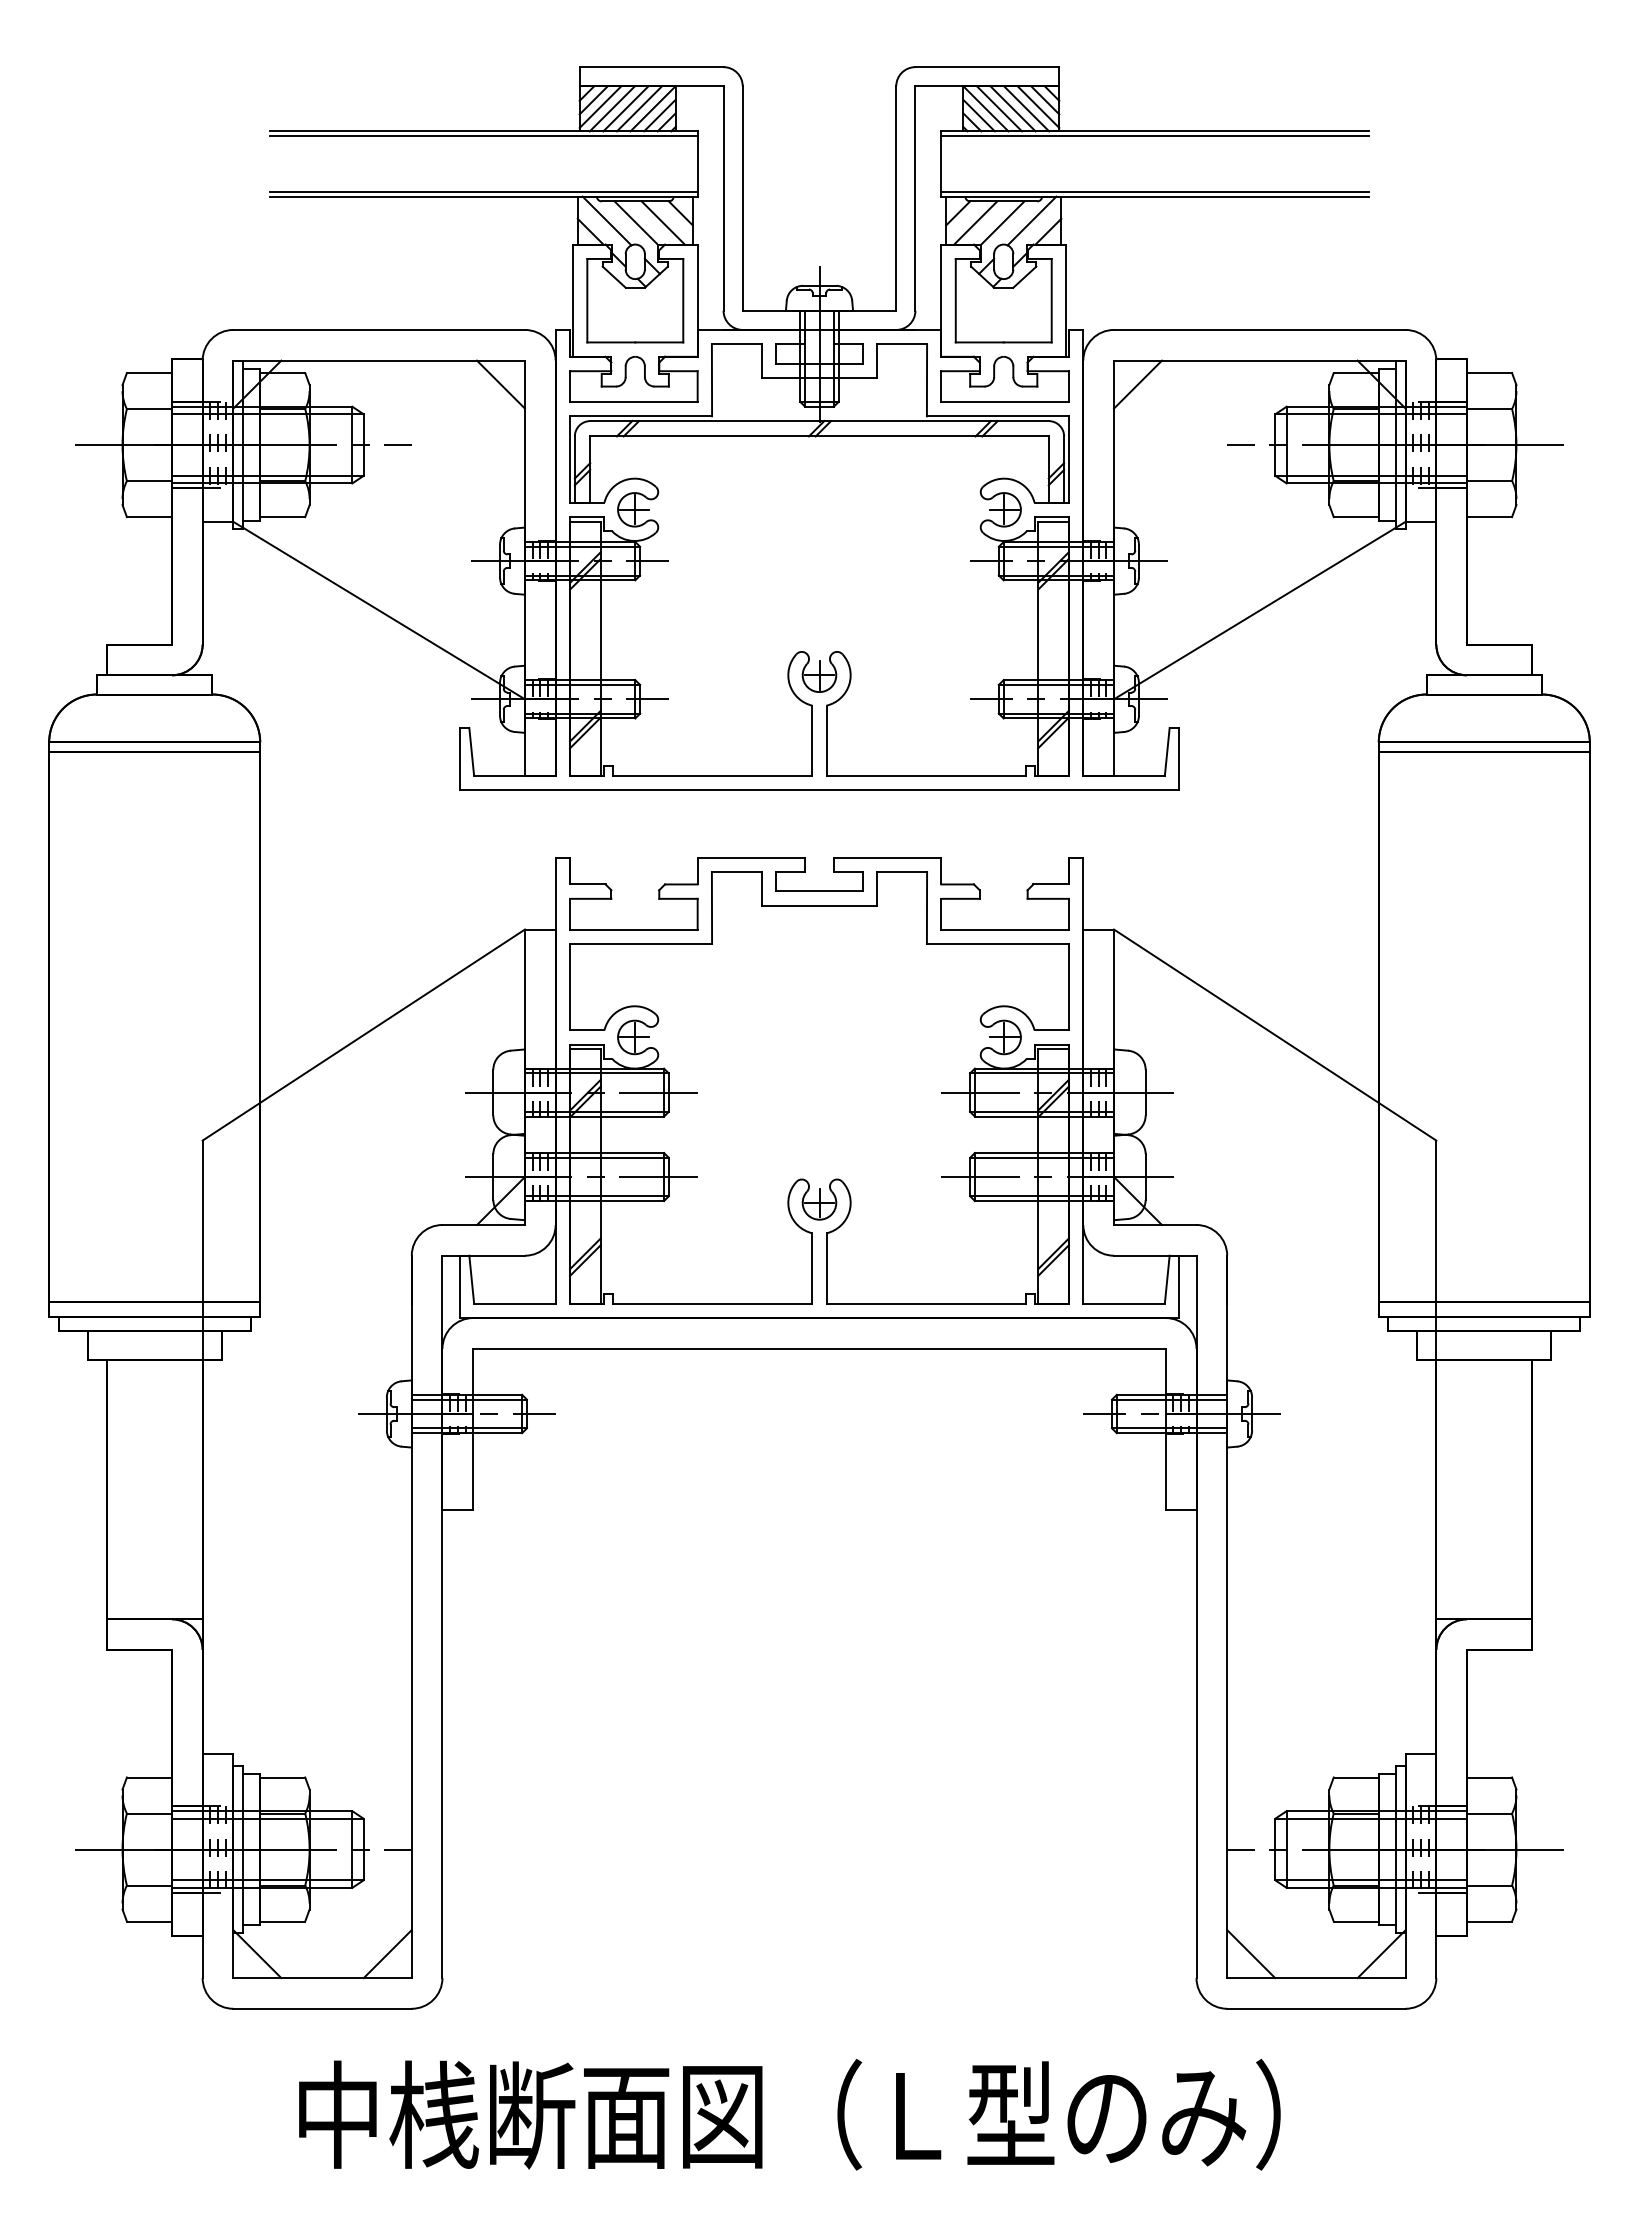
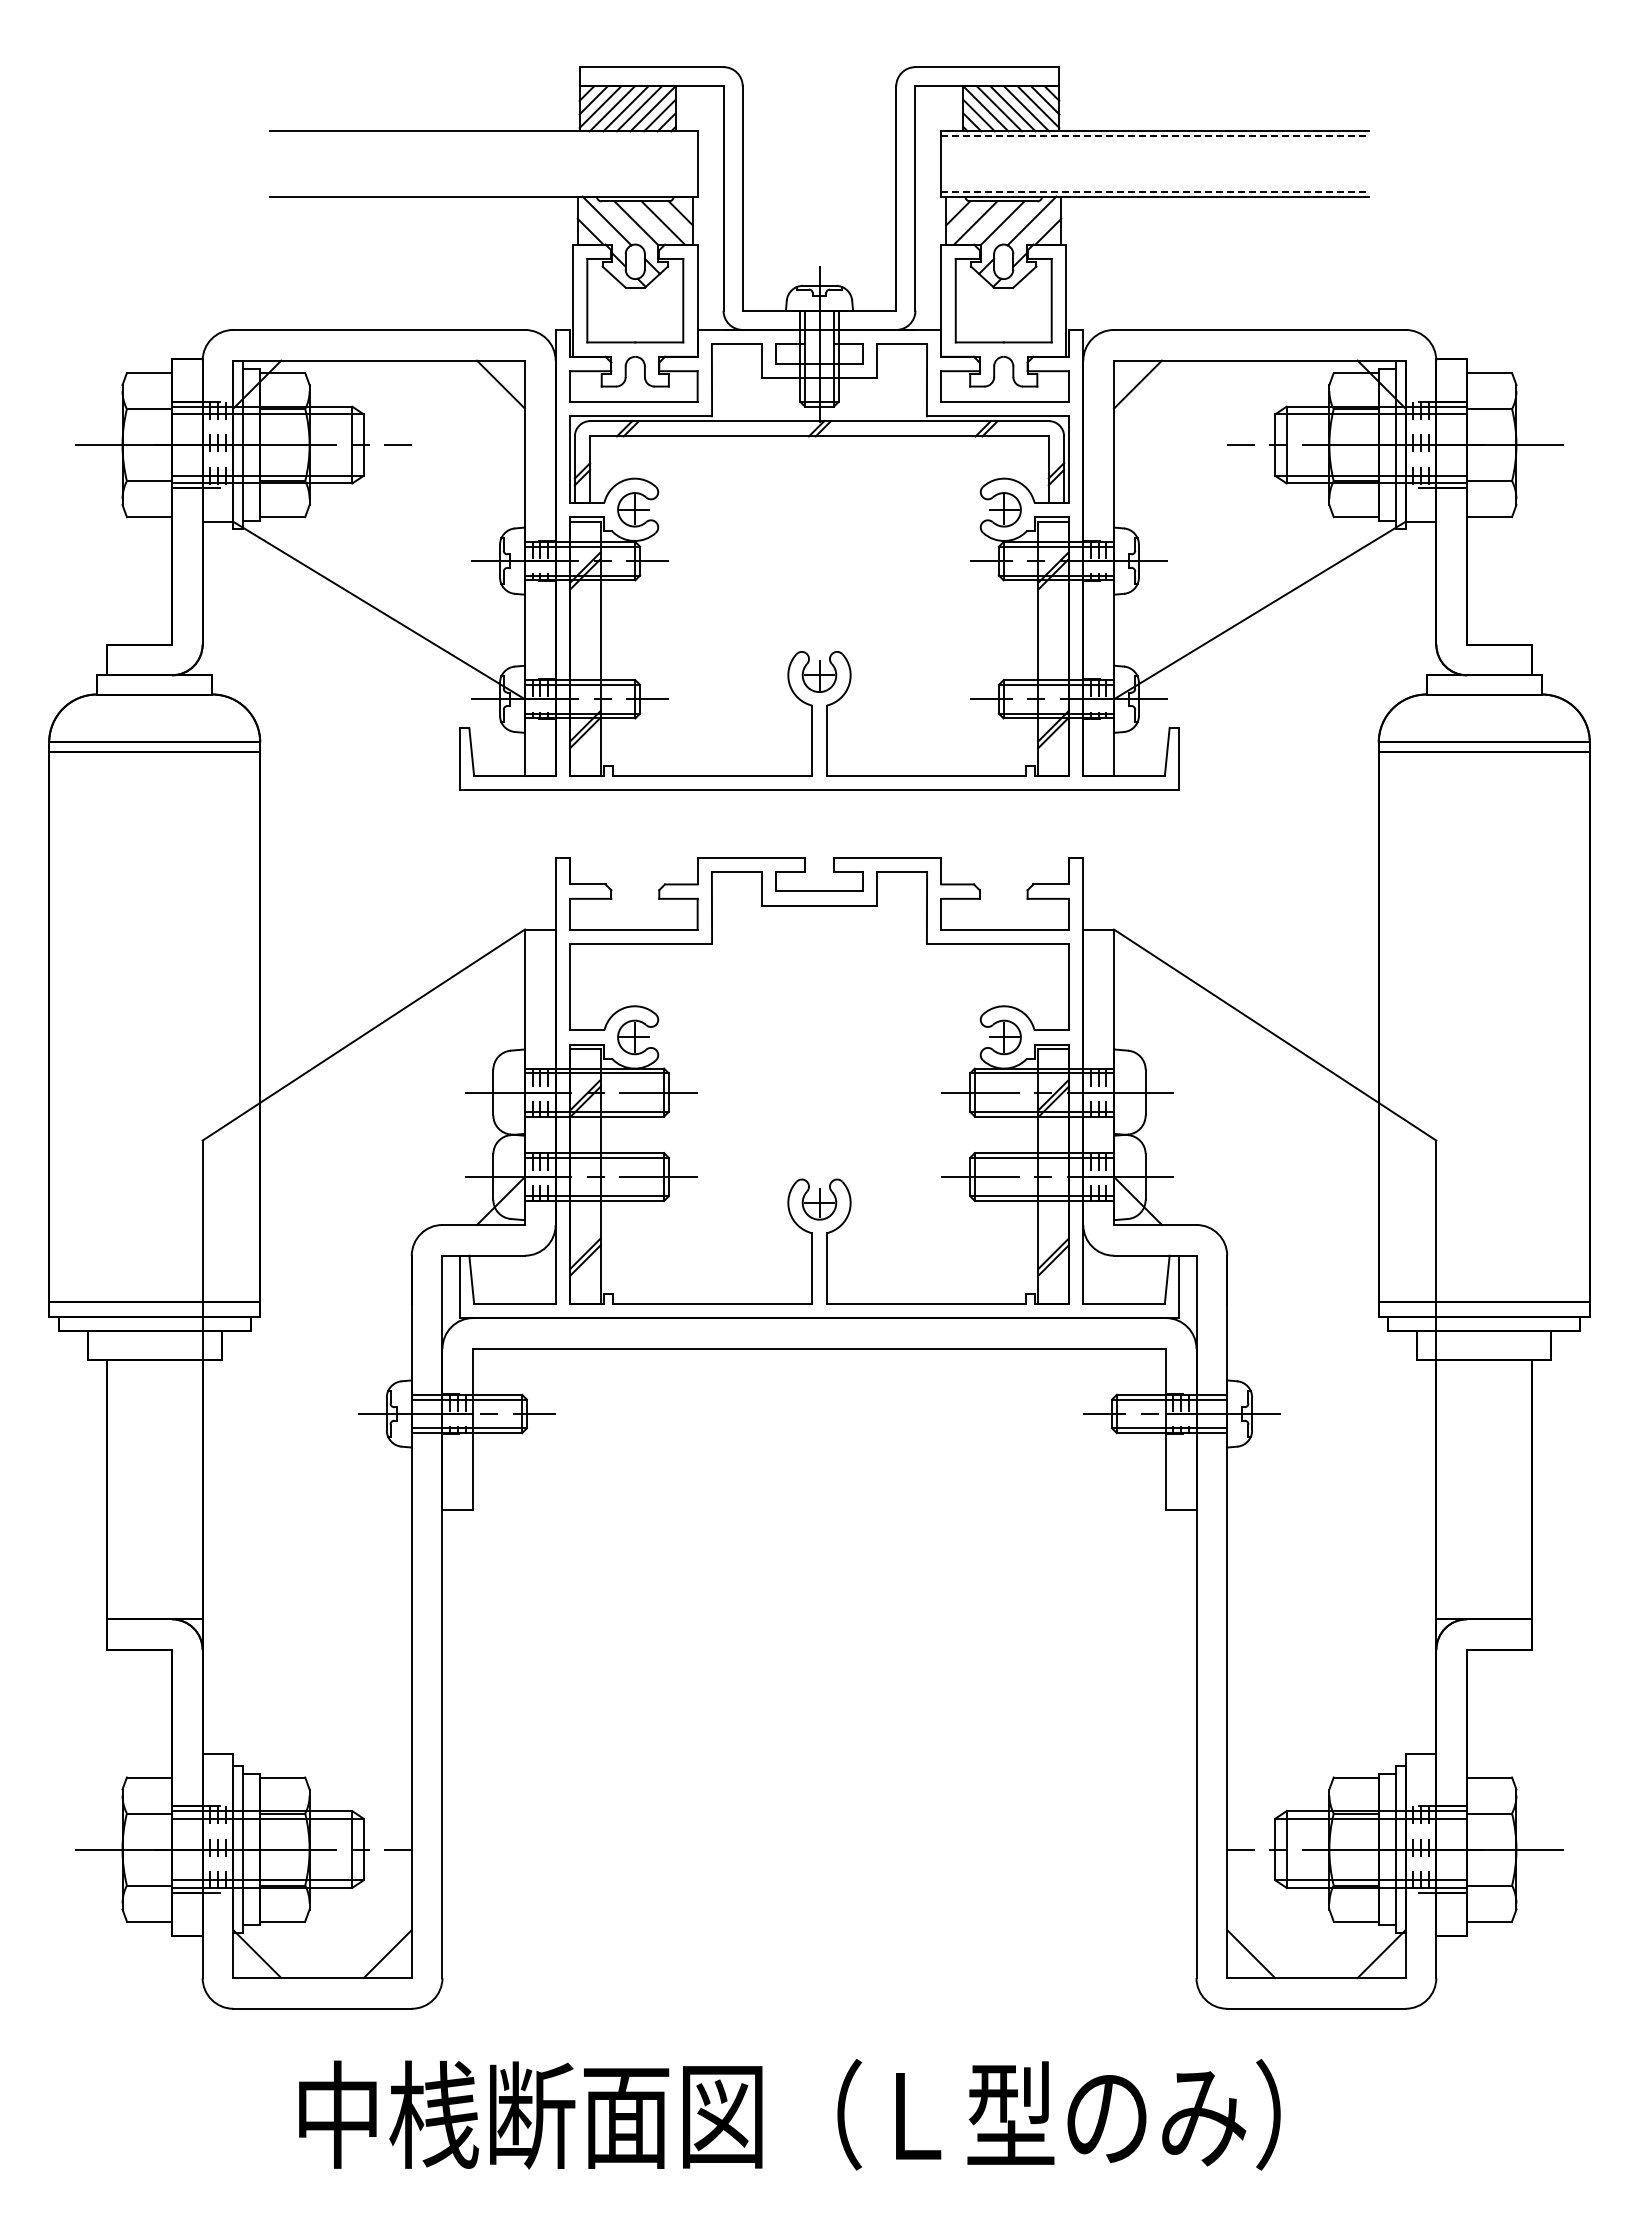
line: present -> none (483, 136)
line: solid -> dashed (1155, 136)
line: present -> none (483, 191)
line: solid -> dashed (1155, 191)
